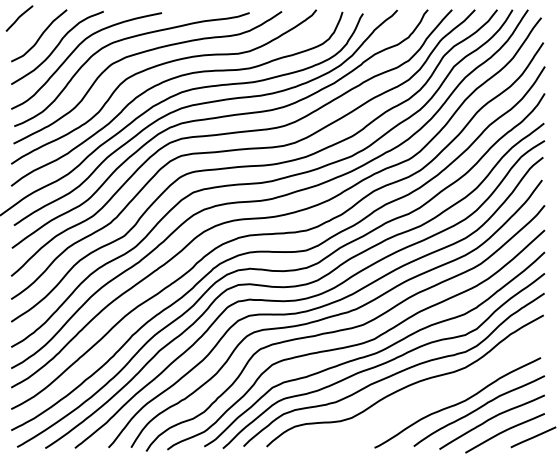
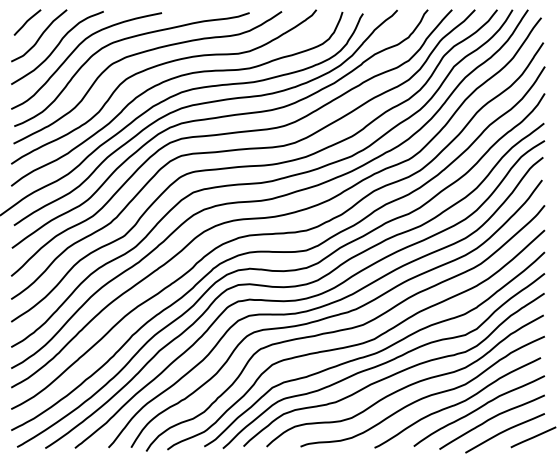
line position: (19, 18) -> (27, 22) (27, 22)
curve: none -> present (424, 396)
